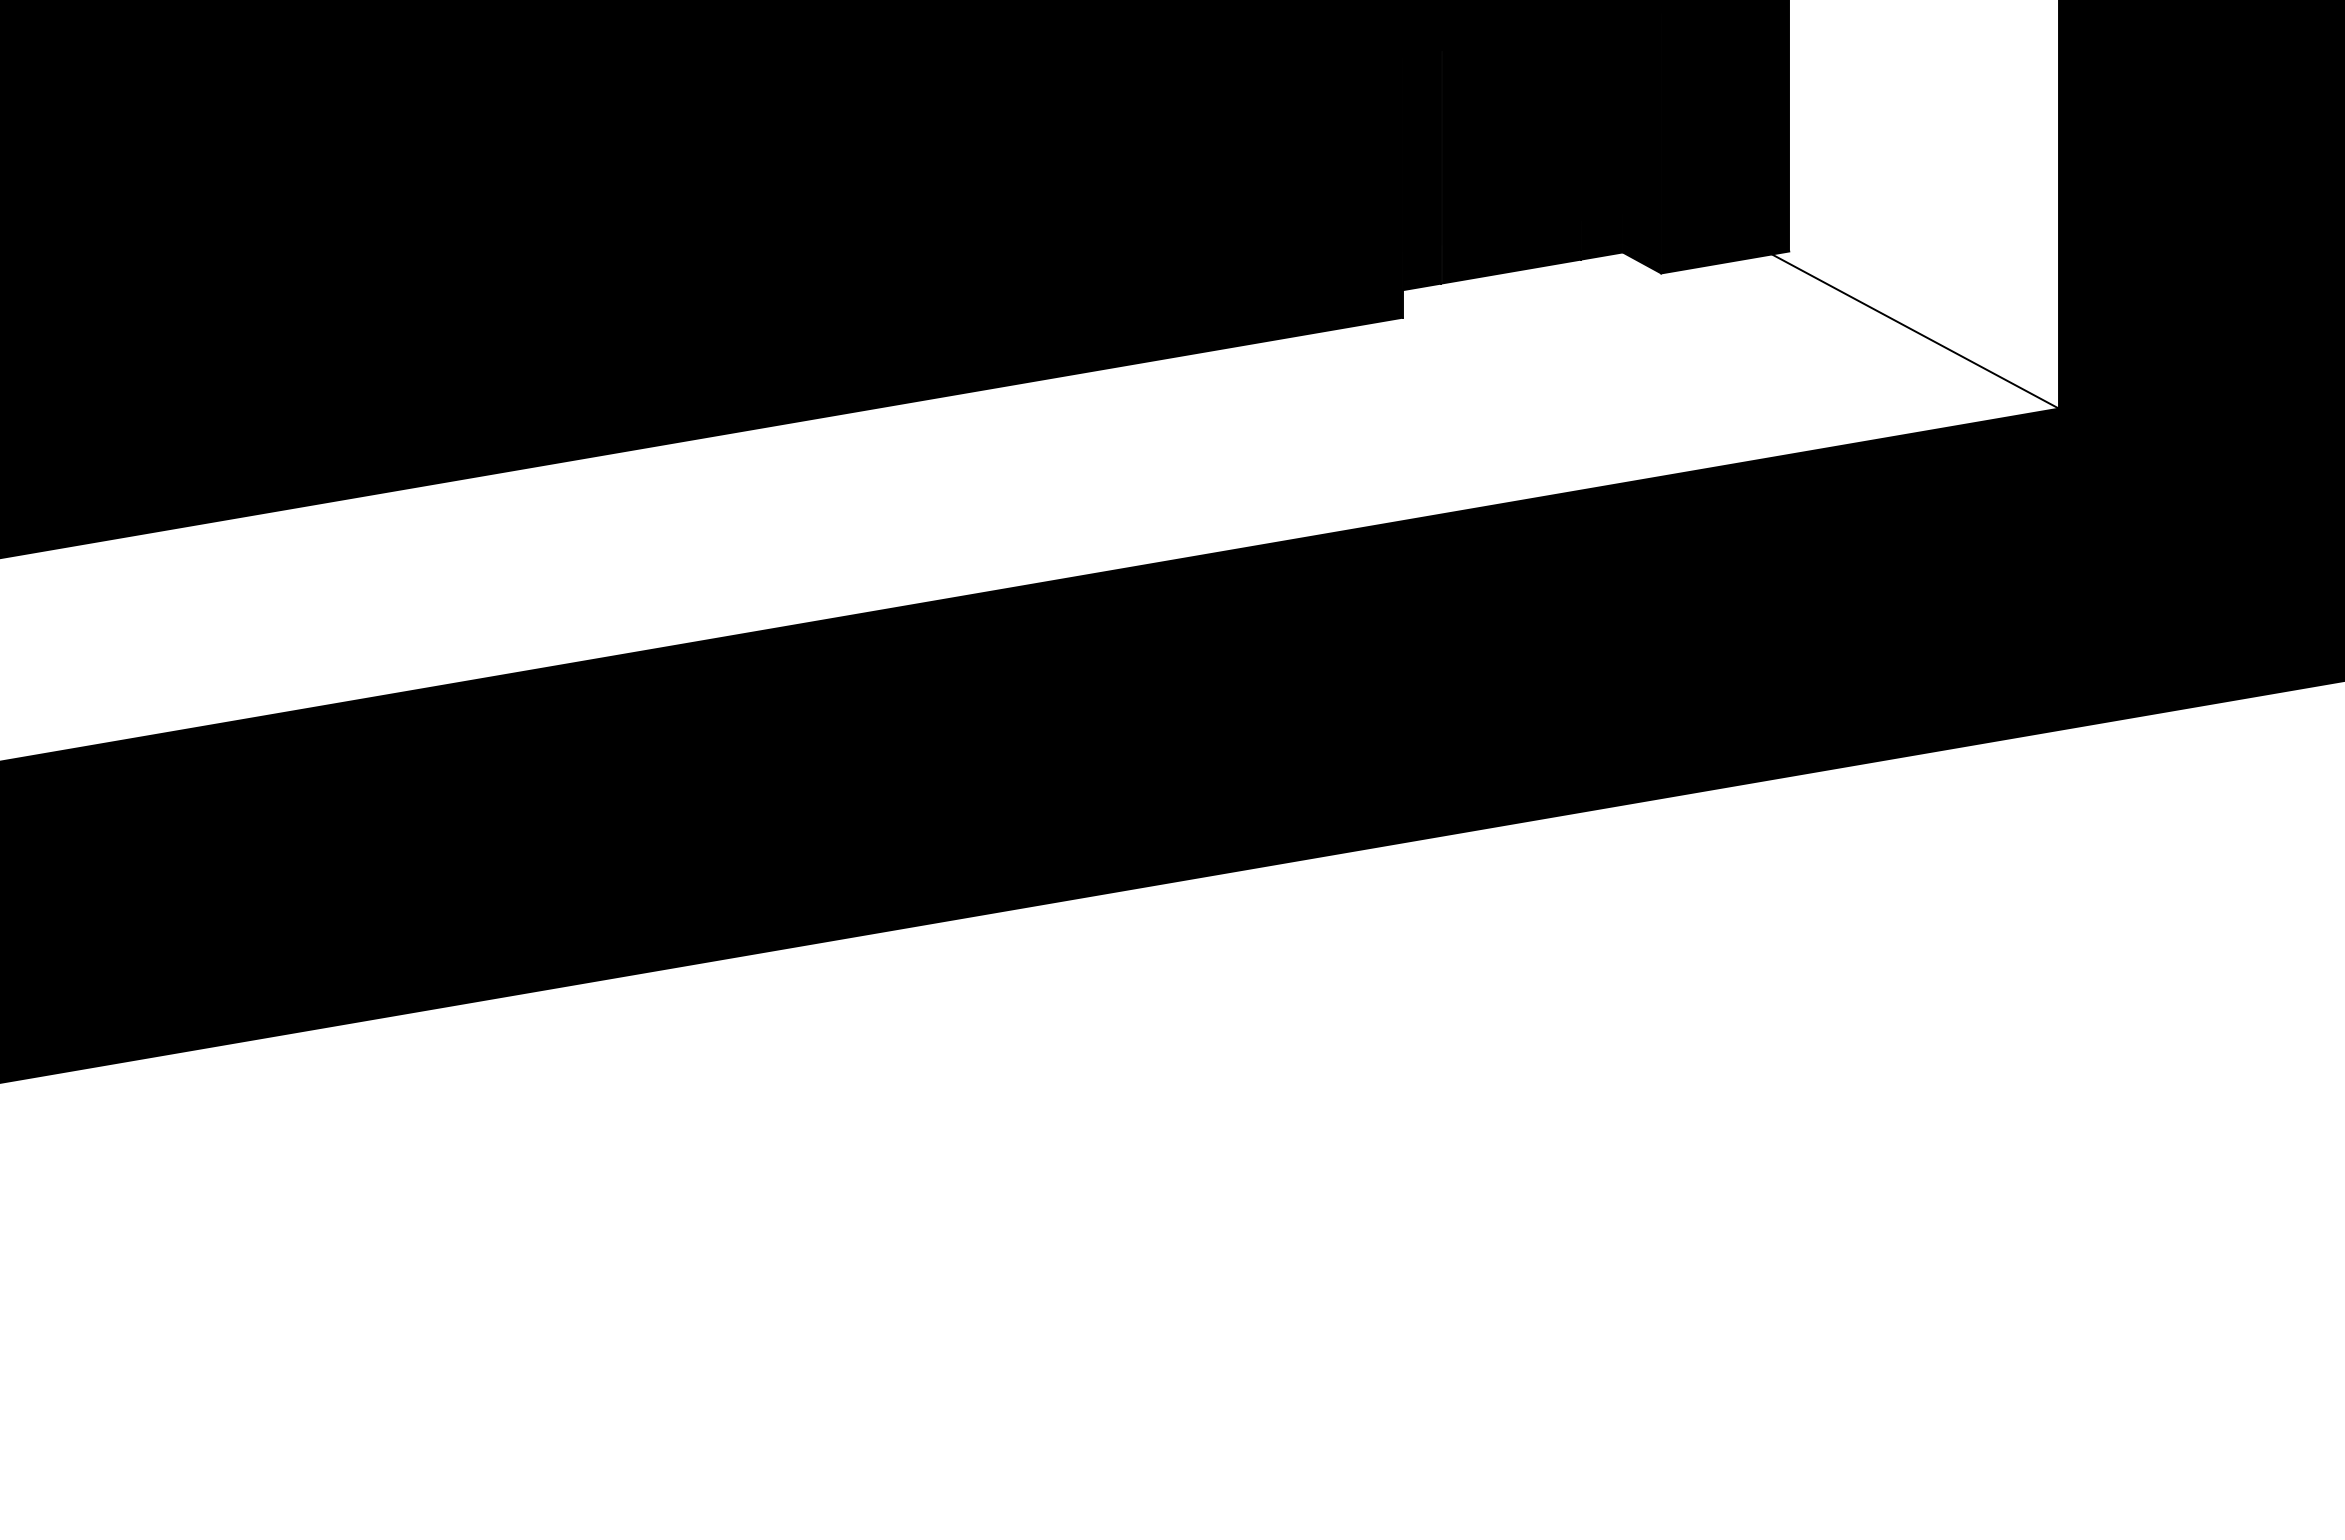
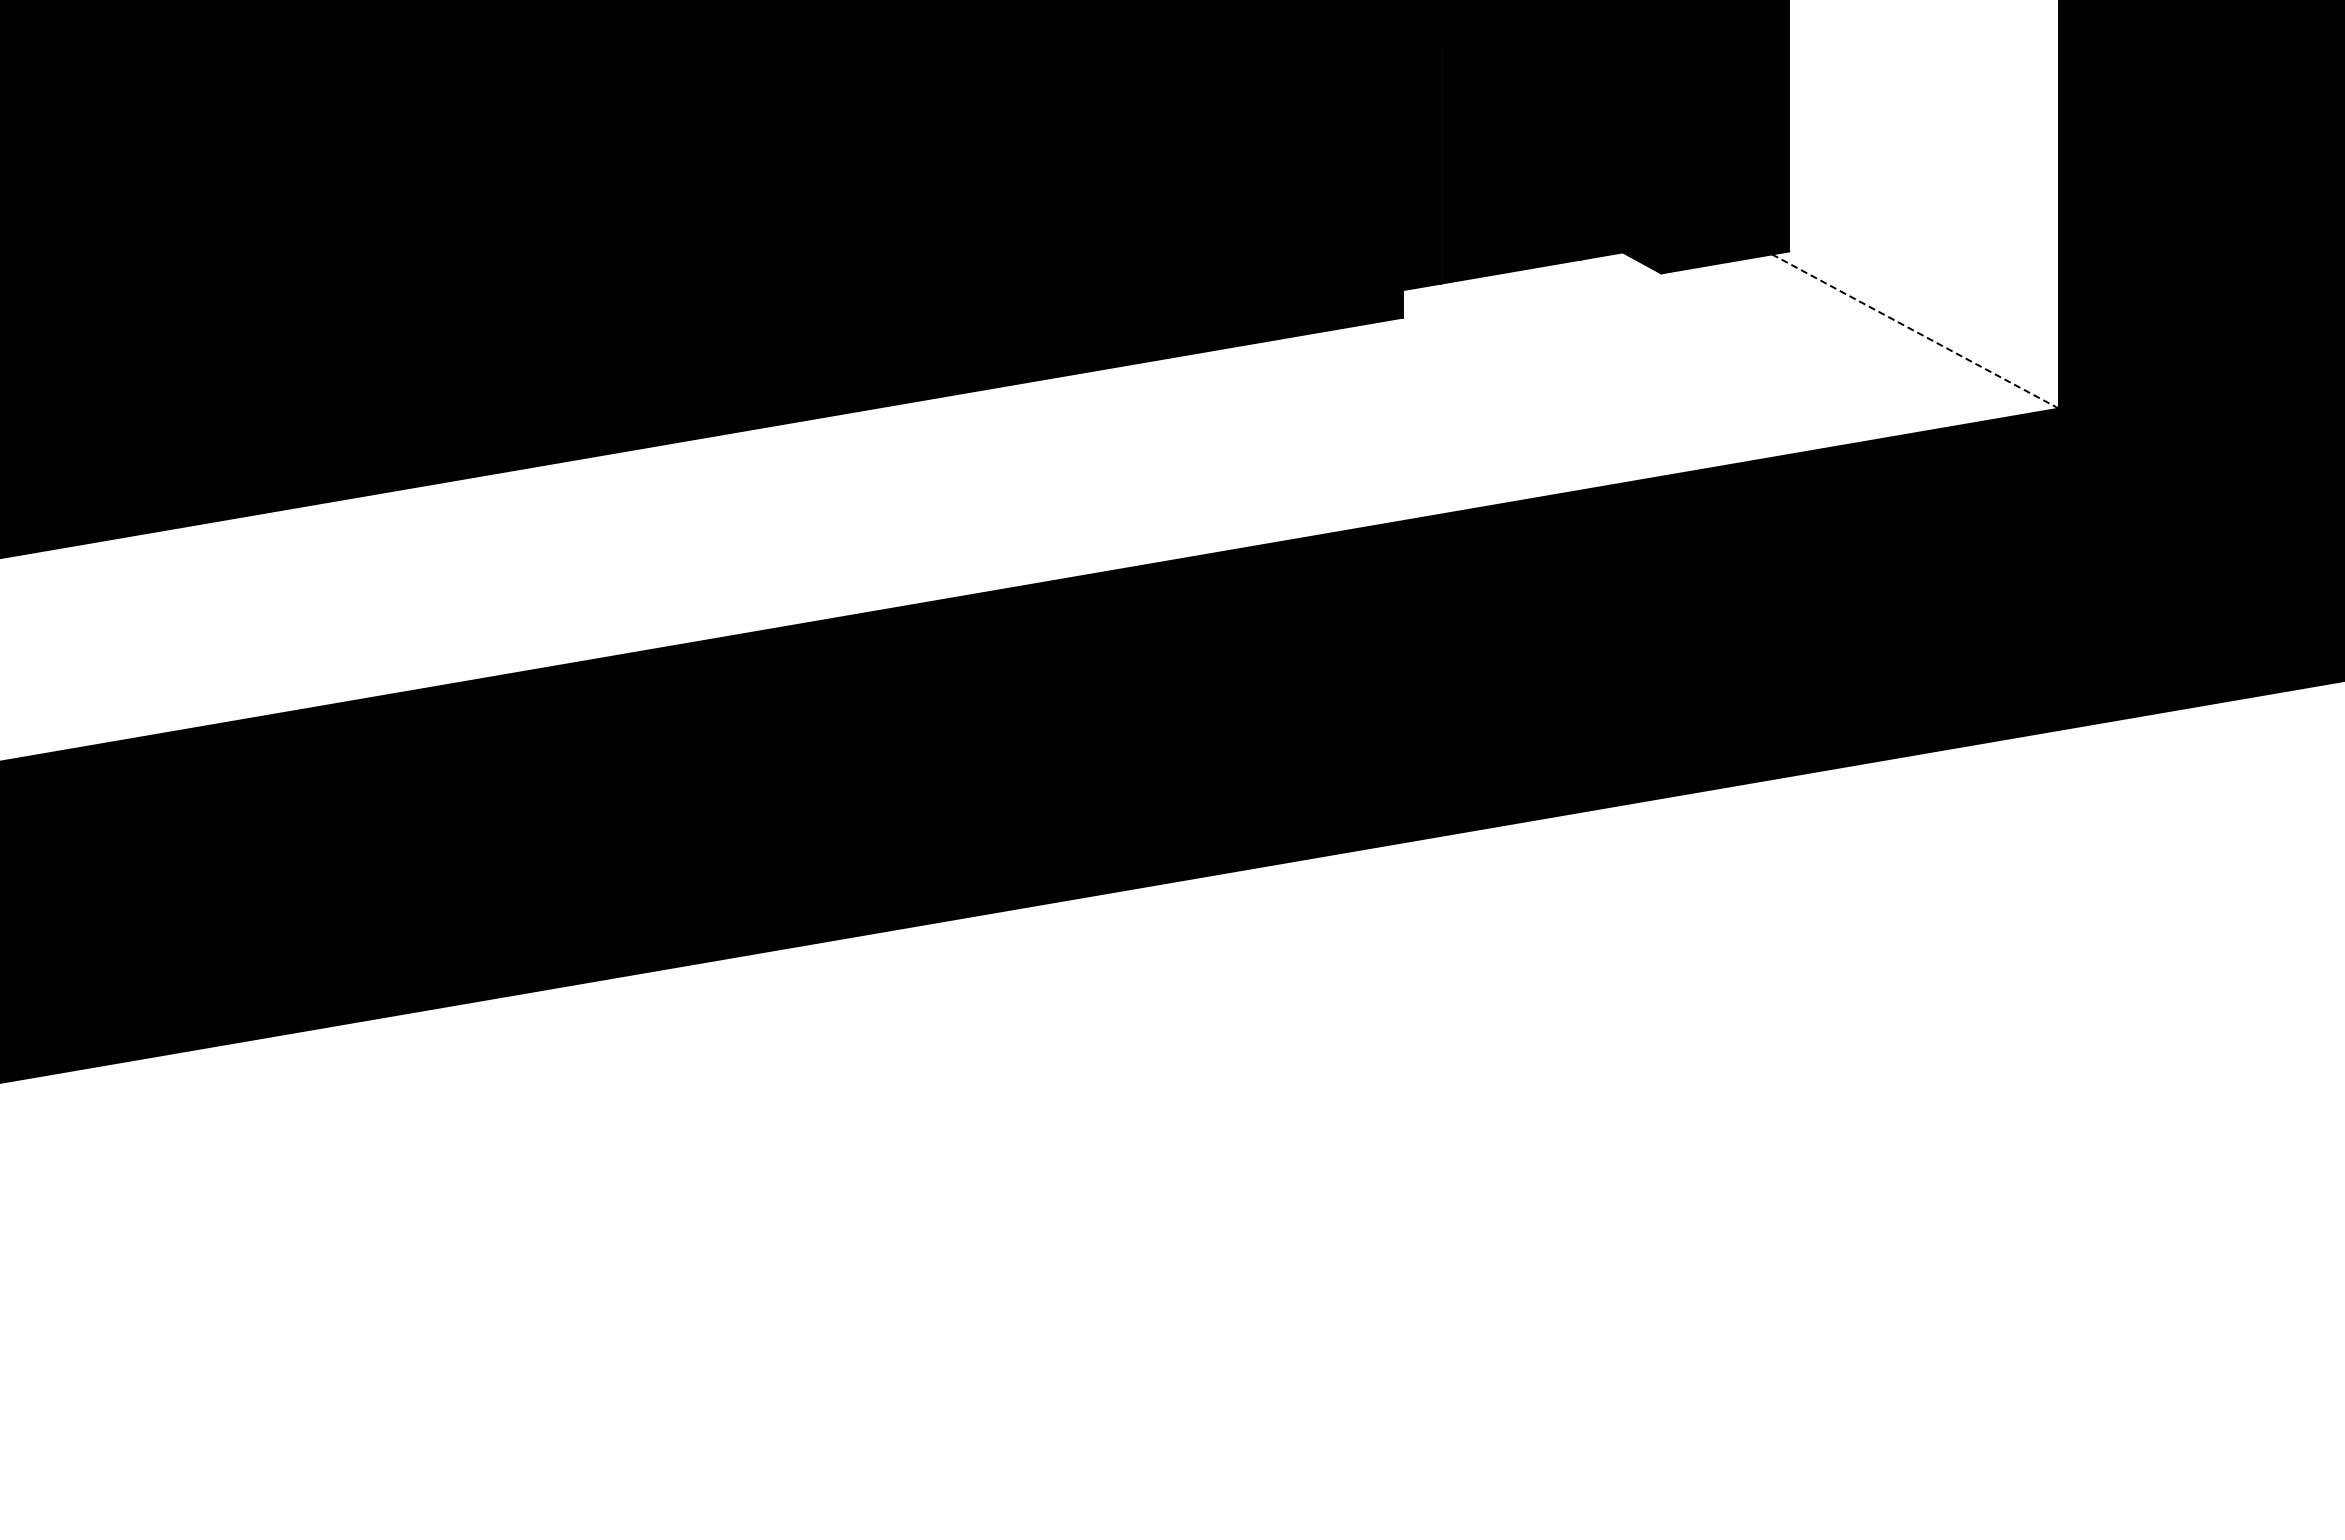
line: solid -> dashed (1915, 331)
